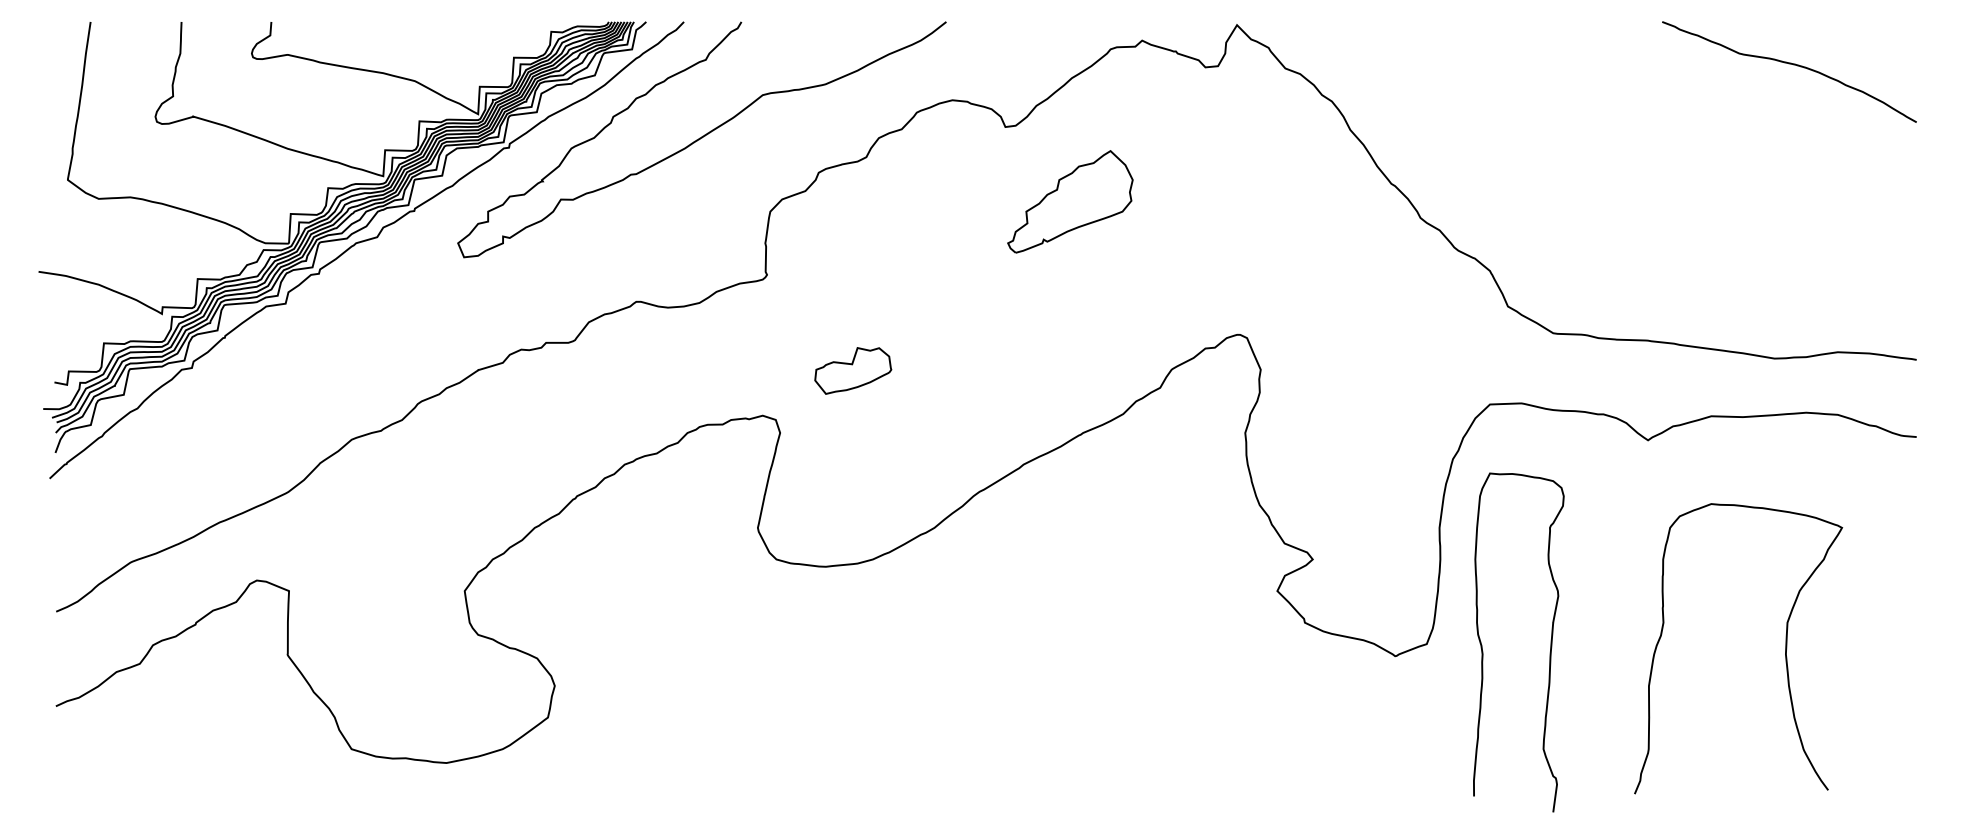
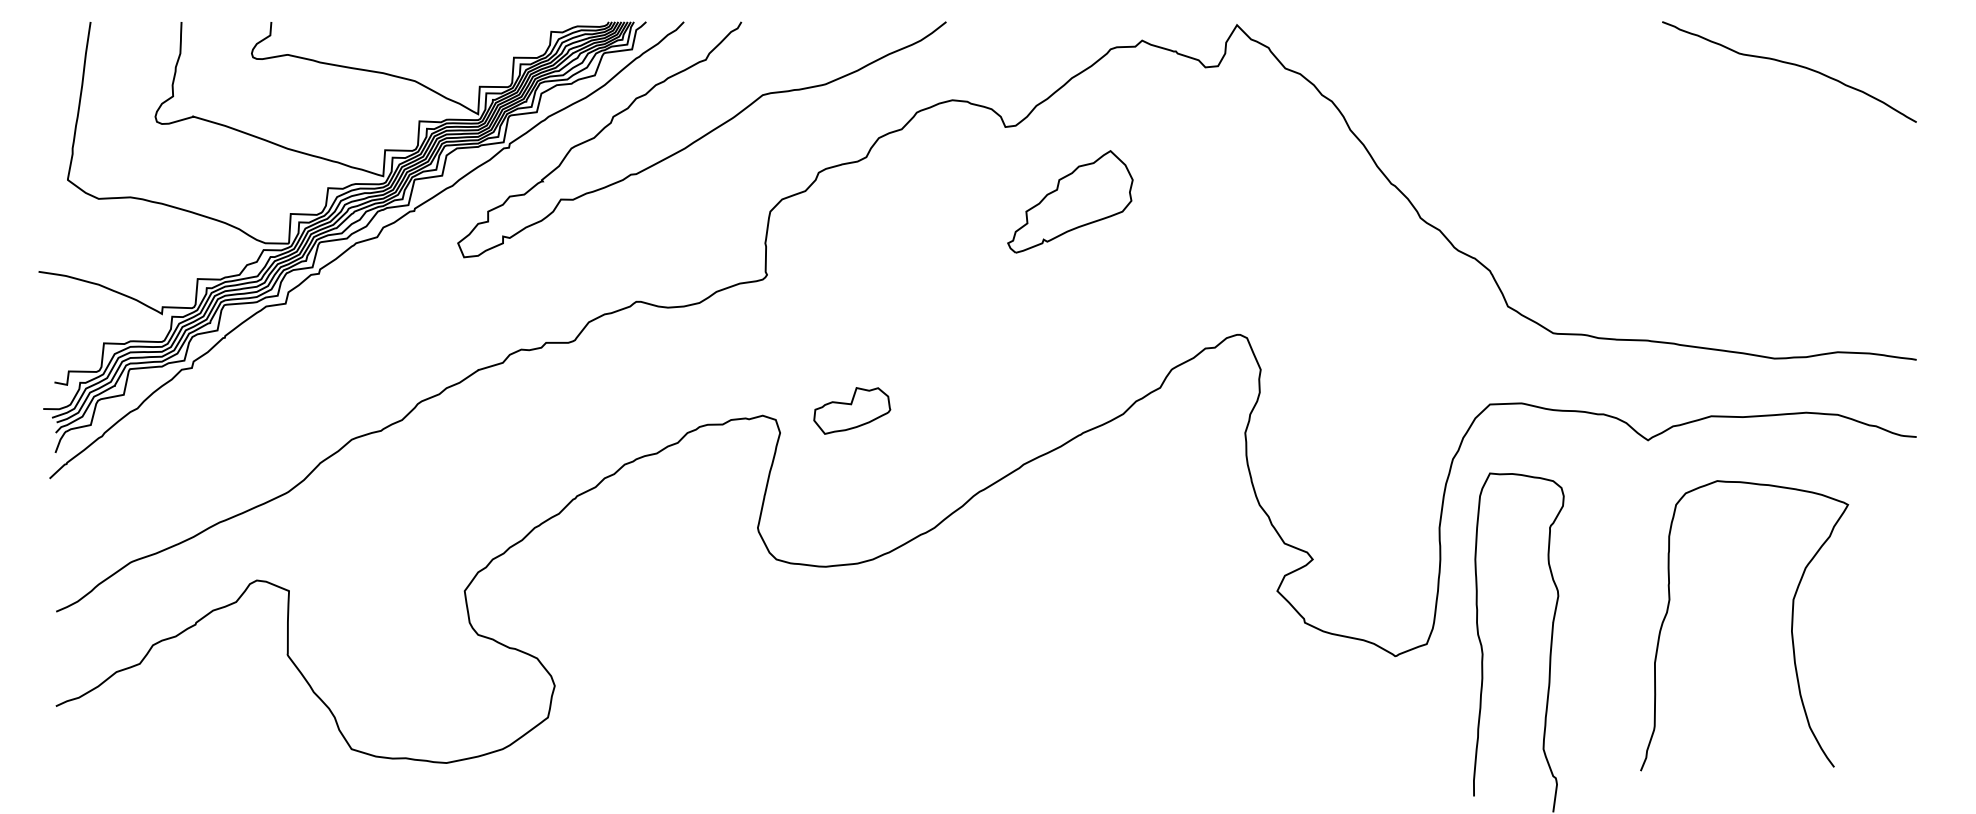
part position: (853, 370) -> (852, 410) (852, 410)
curve position: (1785, 648) -> (1791, 625) (1791, 625)
